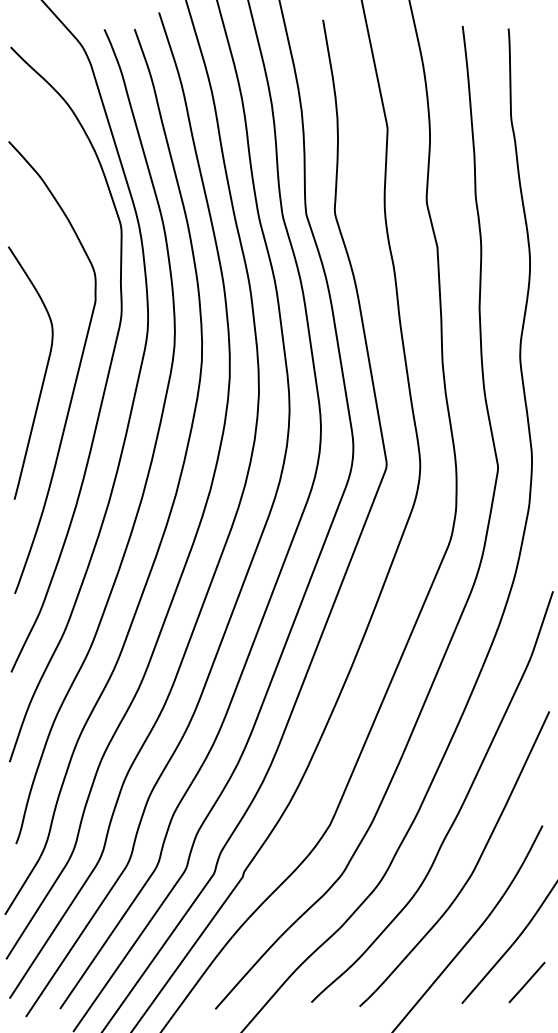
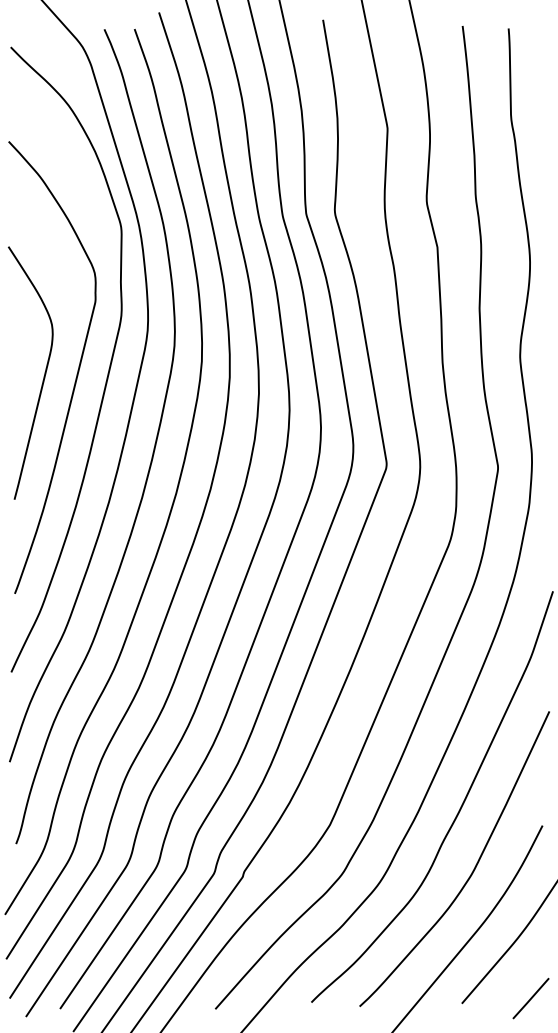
line position: (526, 982) -> (530, 998) (530, 998)
